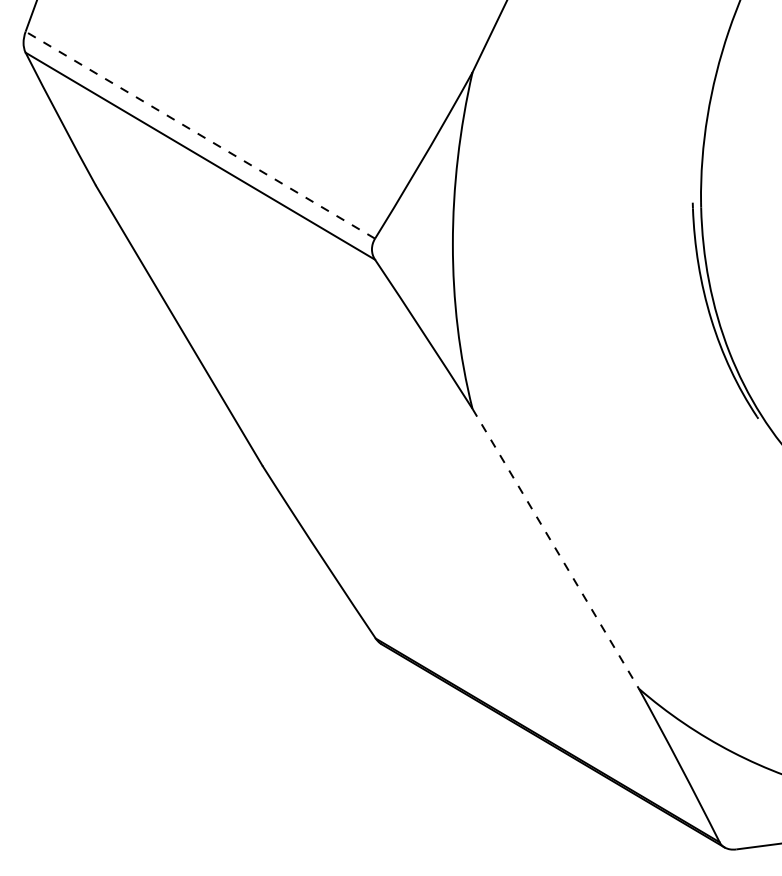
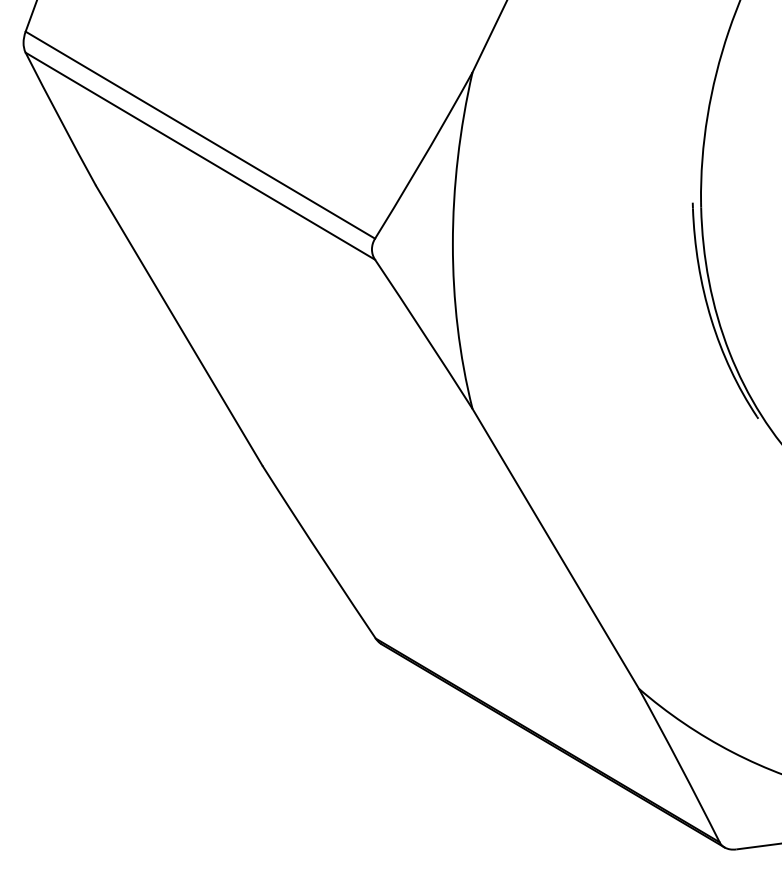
line: dashed -> solid (199, 134)
line: dashed -> solid (555, 548)
